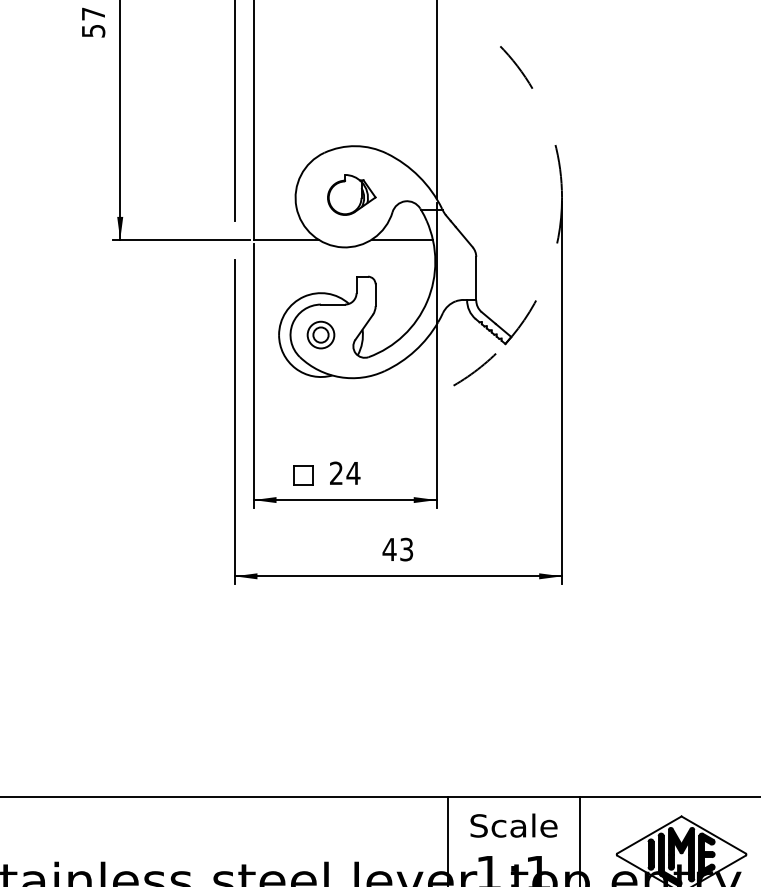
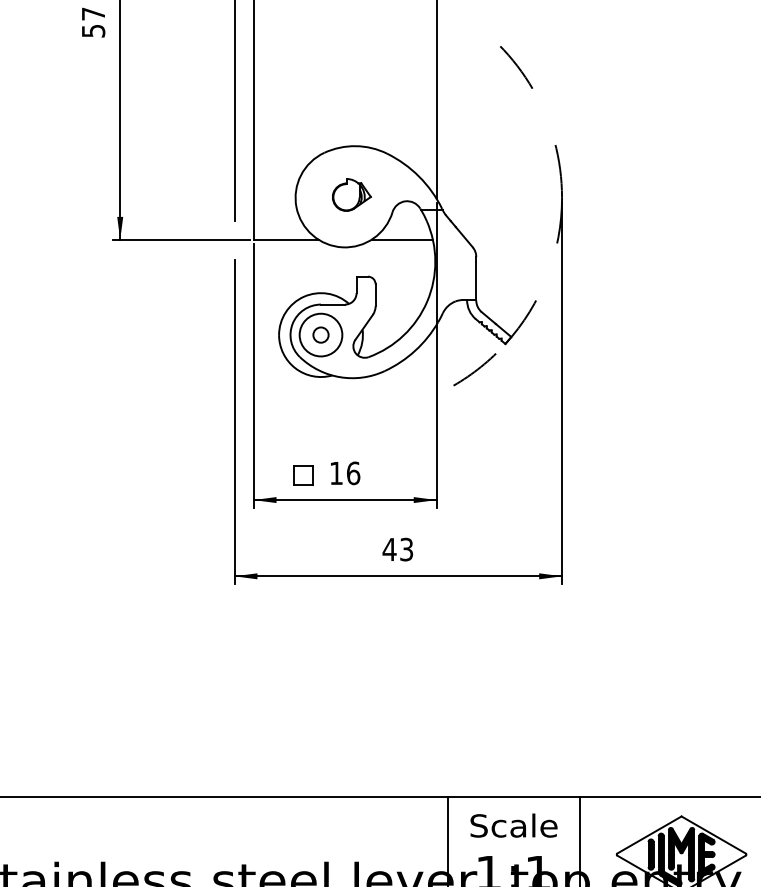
part size: 50x42 px -> 40x34 px (351, 194)
circle diameter: 27 px -> 43 px (320, 334)
text: 24 -> 16 (345, 473)
